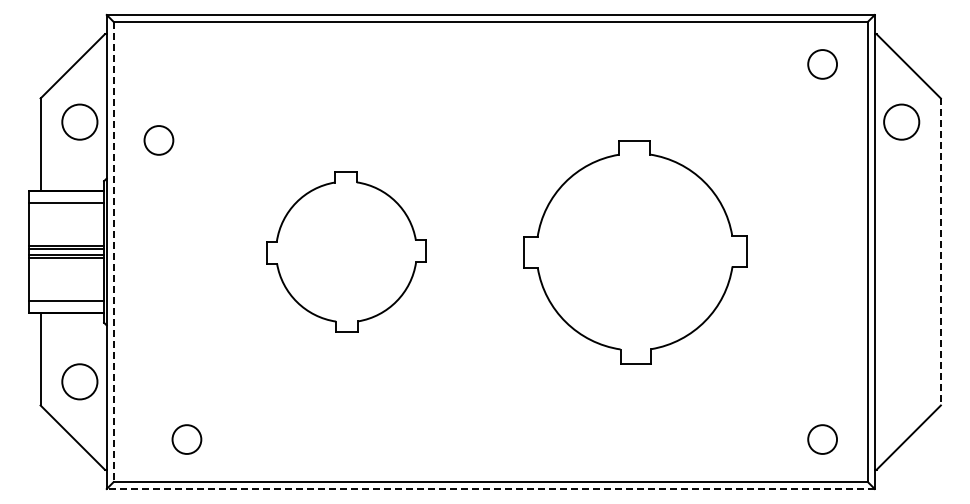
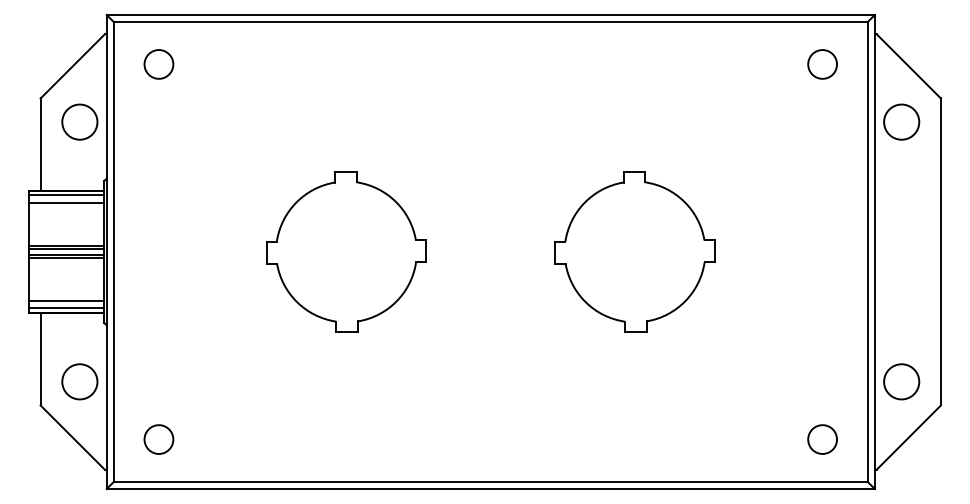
circle position: (158, 140) -> (158, 64) (158, 64)
line: none -> present (66, 195)
line: dashed -> solid (113, 252)
part size: 225x225 px -> 162x162 px (634, 251)
line: dashed -> solid (940, 252)
line: none -> present (66, 308)
circle: none -> present (901, 381)
circle position: (186, 439) -> (158, 439) (158, 439)
line: dashed -> solid (490, 489)
